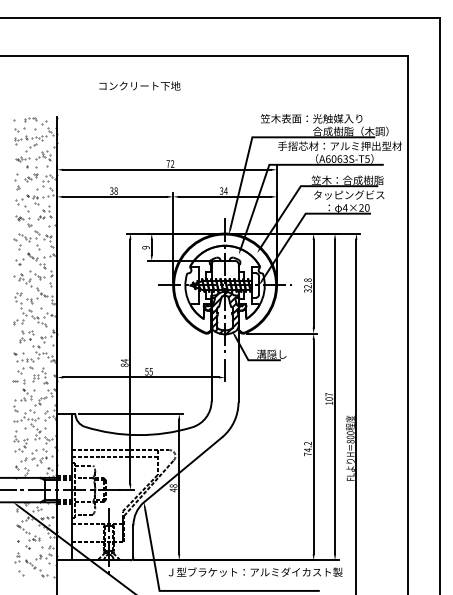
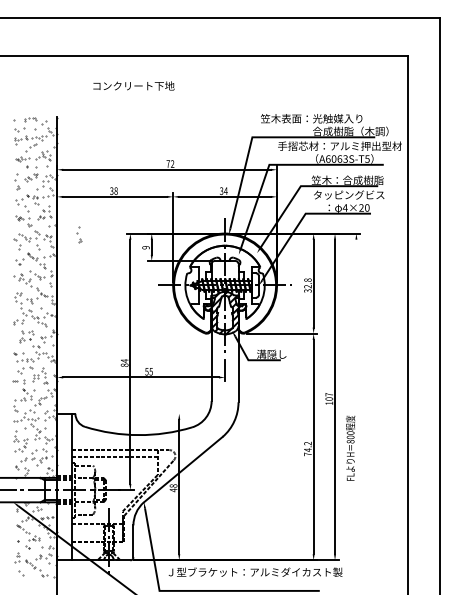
text position: (139, 85) -> (133, 85) (133, 85)
part: none -> present (79, 234)
line: present -> none (131, 413)
line: present -> none (356, 415)
